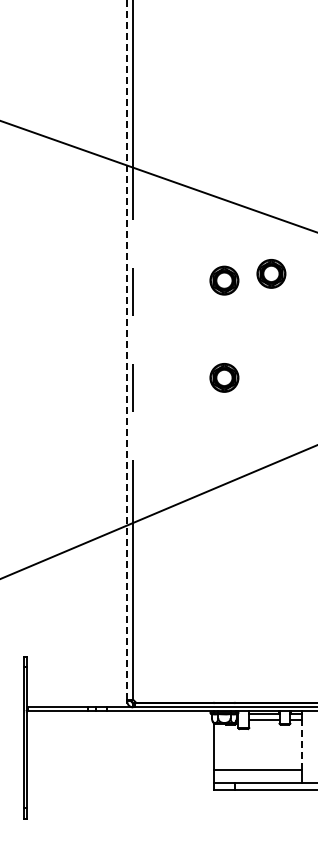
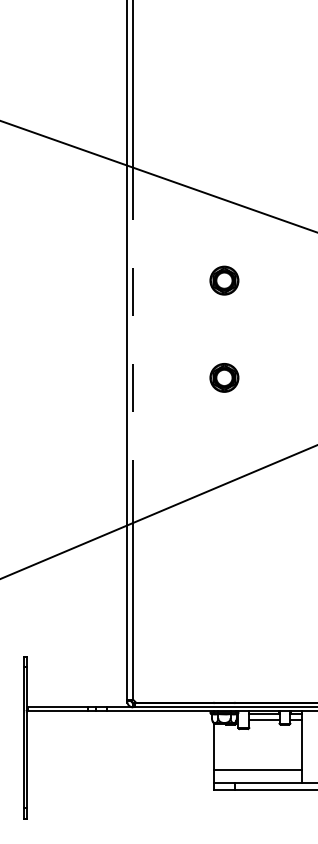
part: present -> none (271, 273)
line: dashed -> solid (127, 350)
line: dashed -> solid (302, 745)
